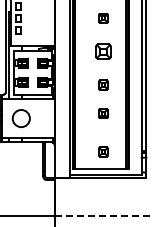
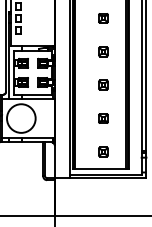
part size: 17x17 px -> 11x12 px (103, 51)
part position: (103, 113) -> (103, 118) (103, 118)
circle diameter: 17 px -> 29 px (21, 118)
line: dashed -> solid (103, 216)
